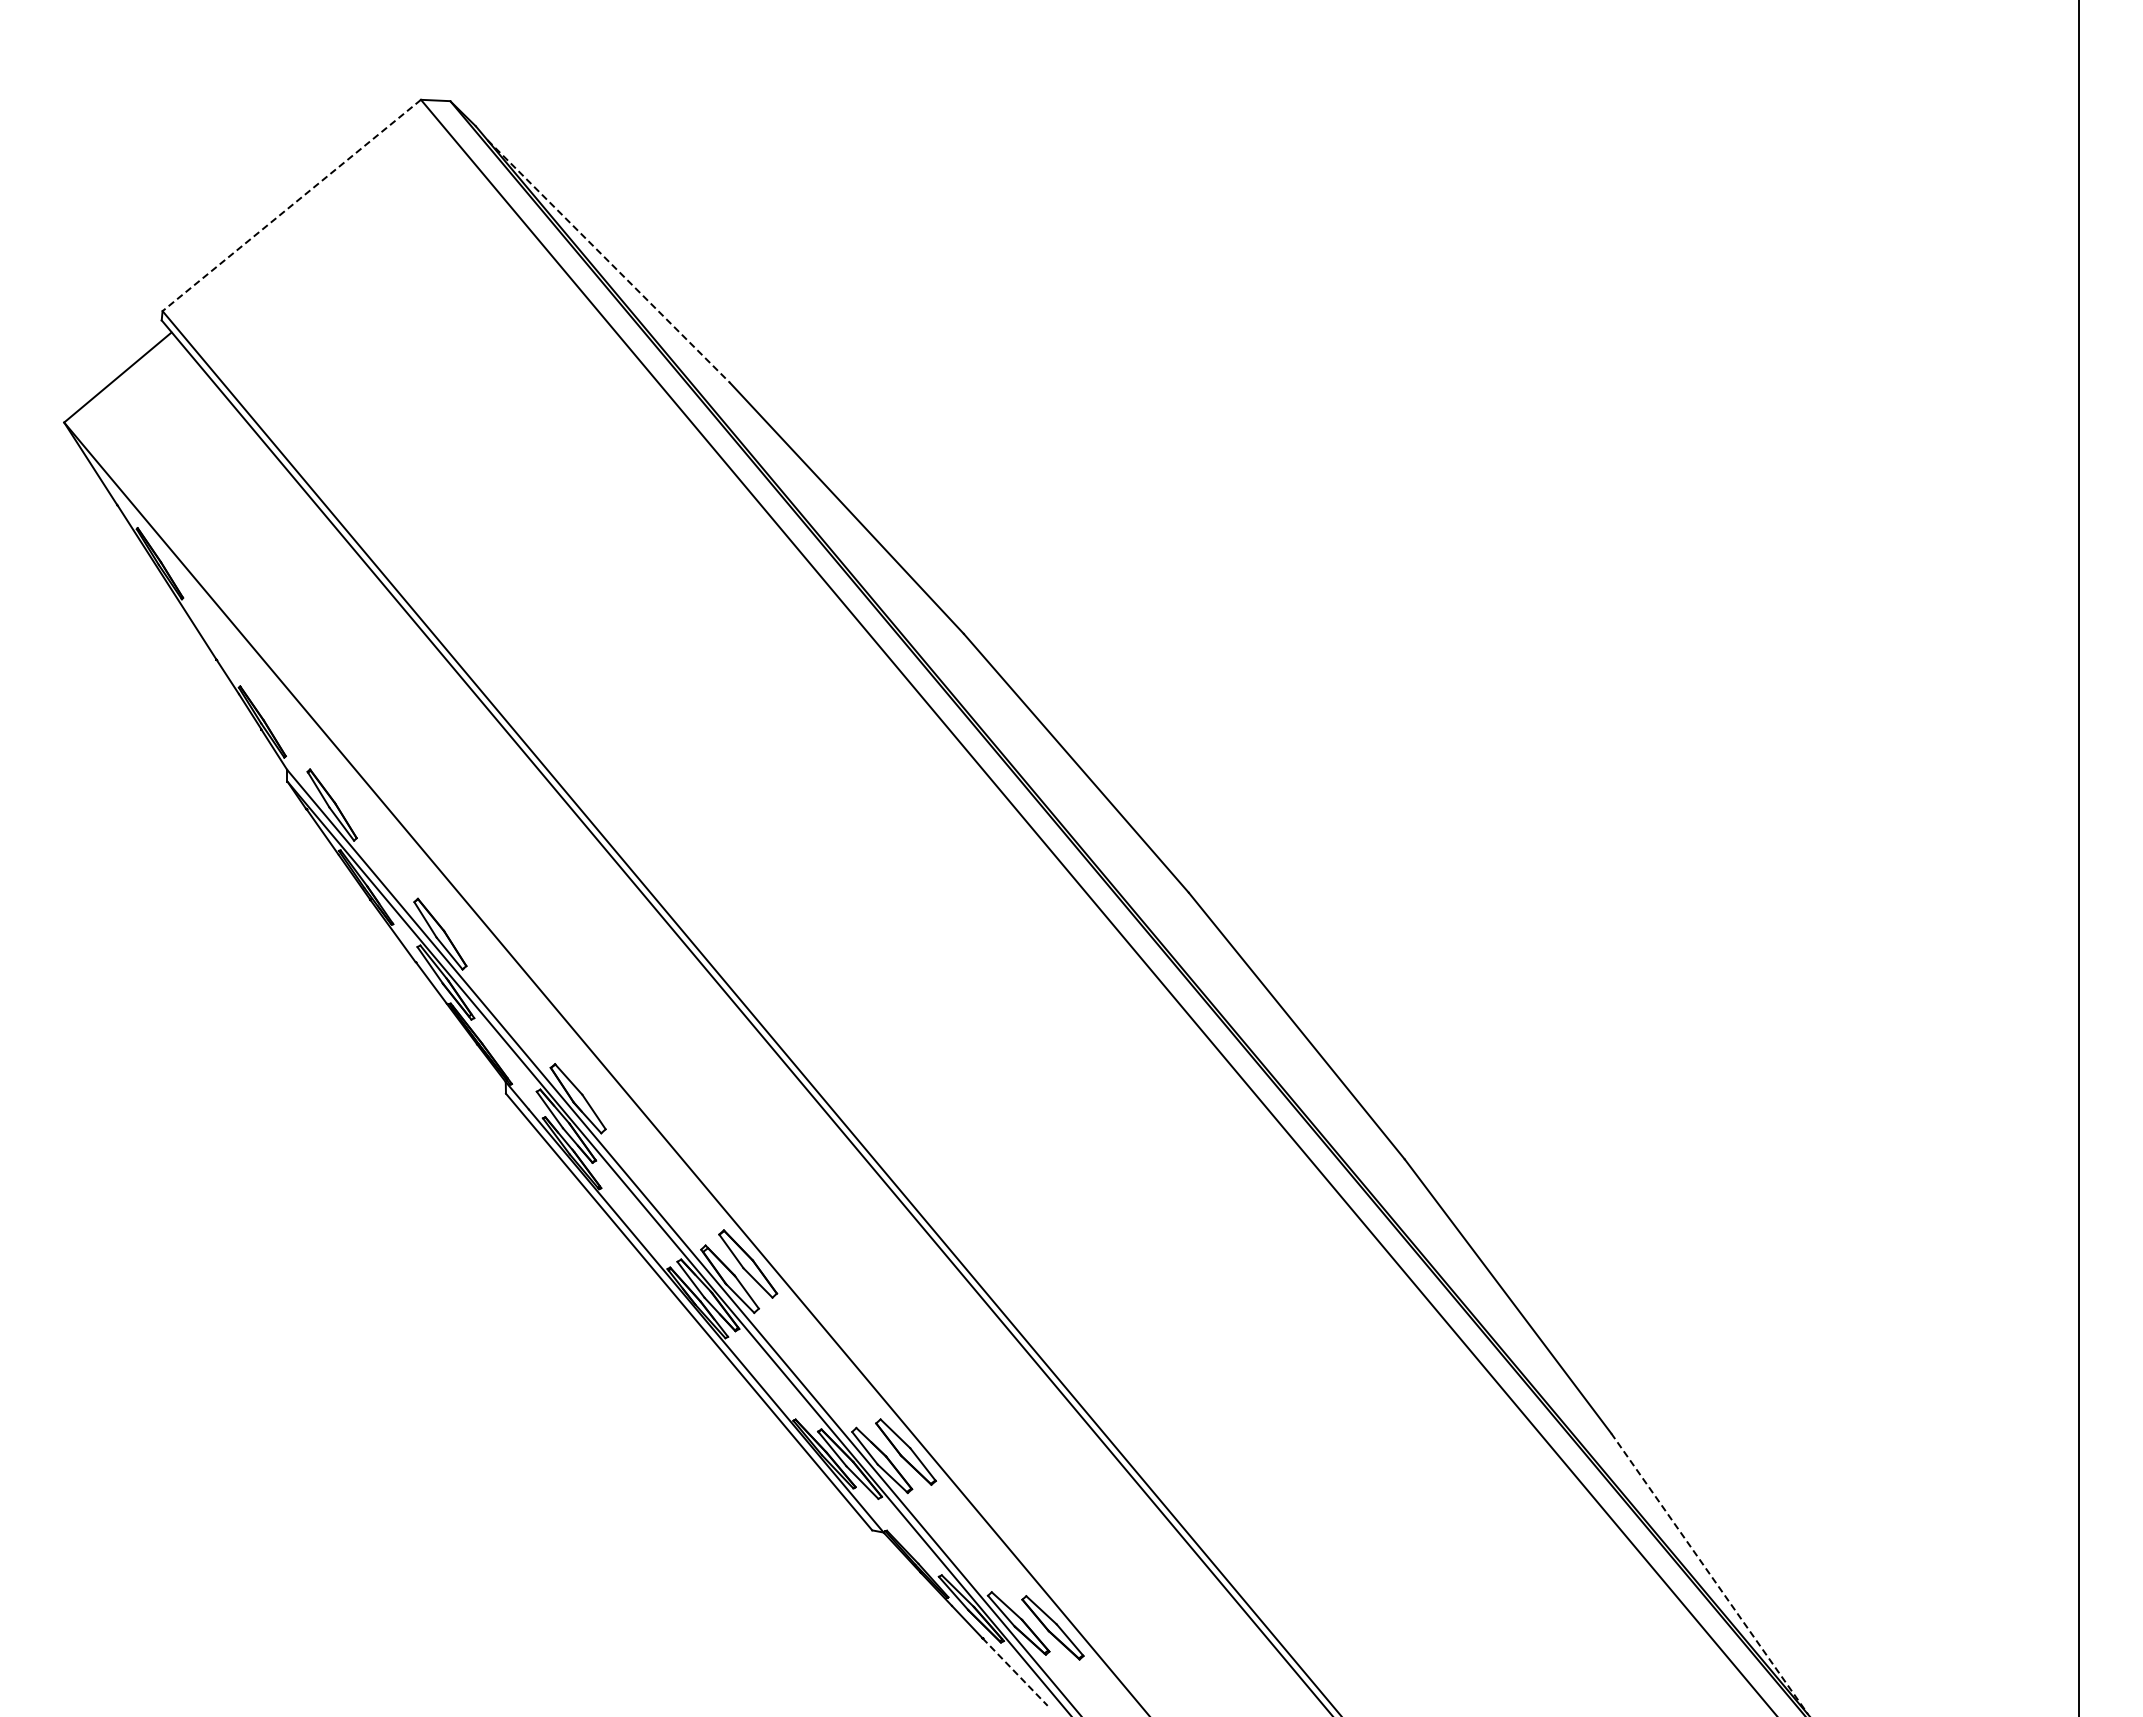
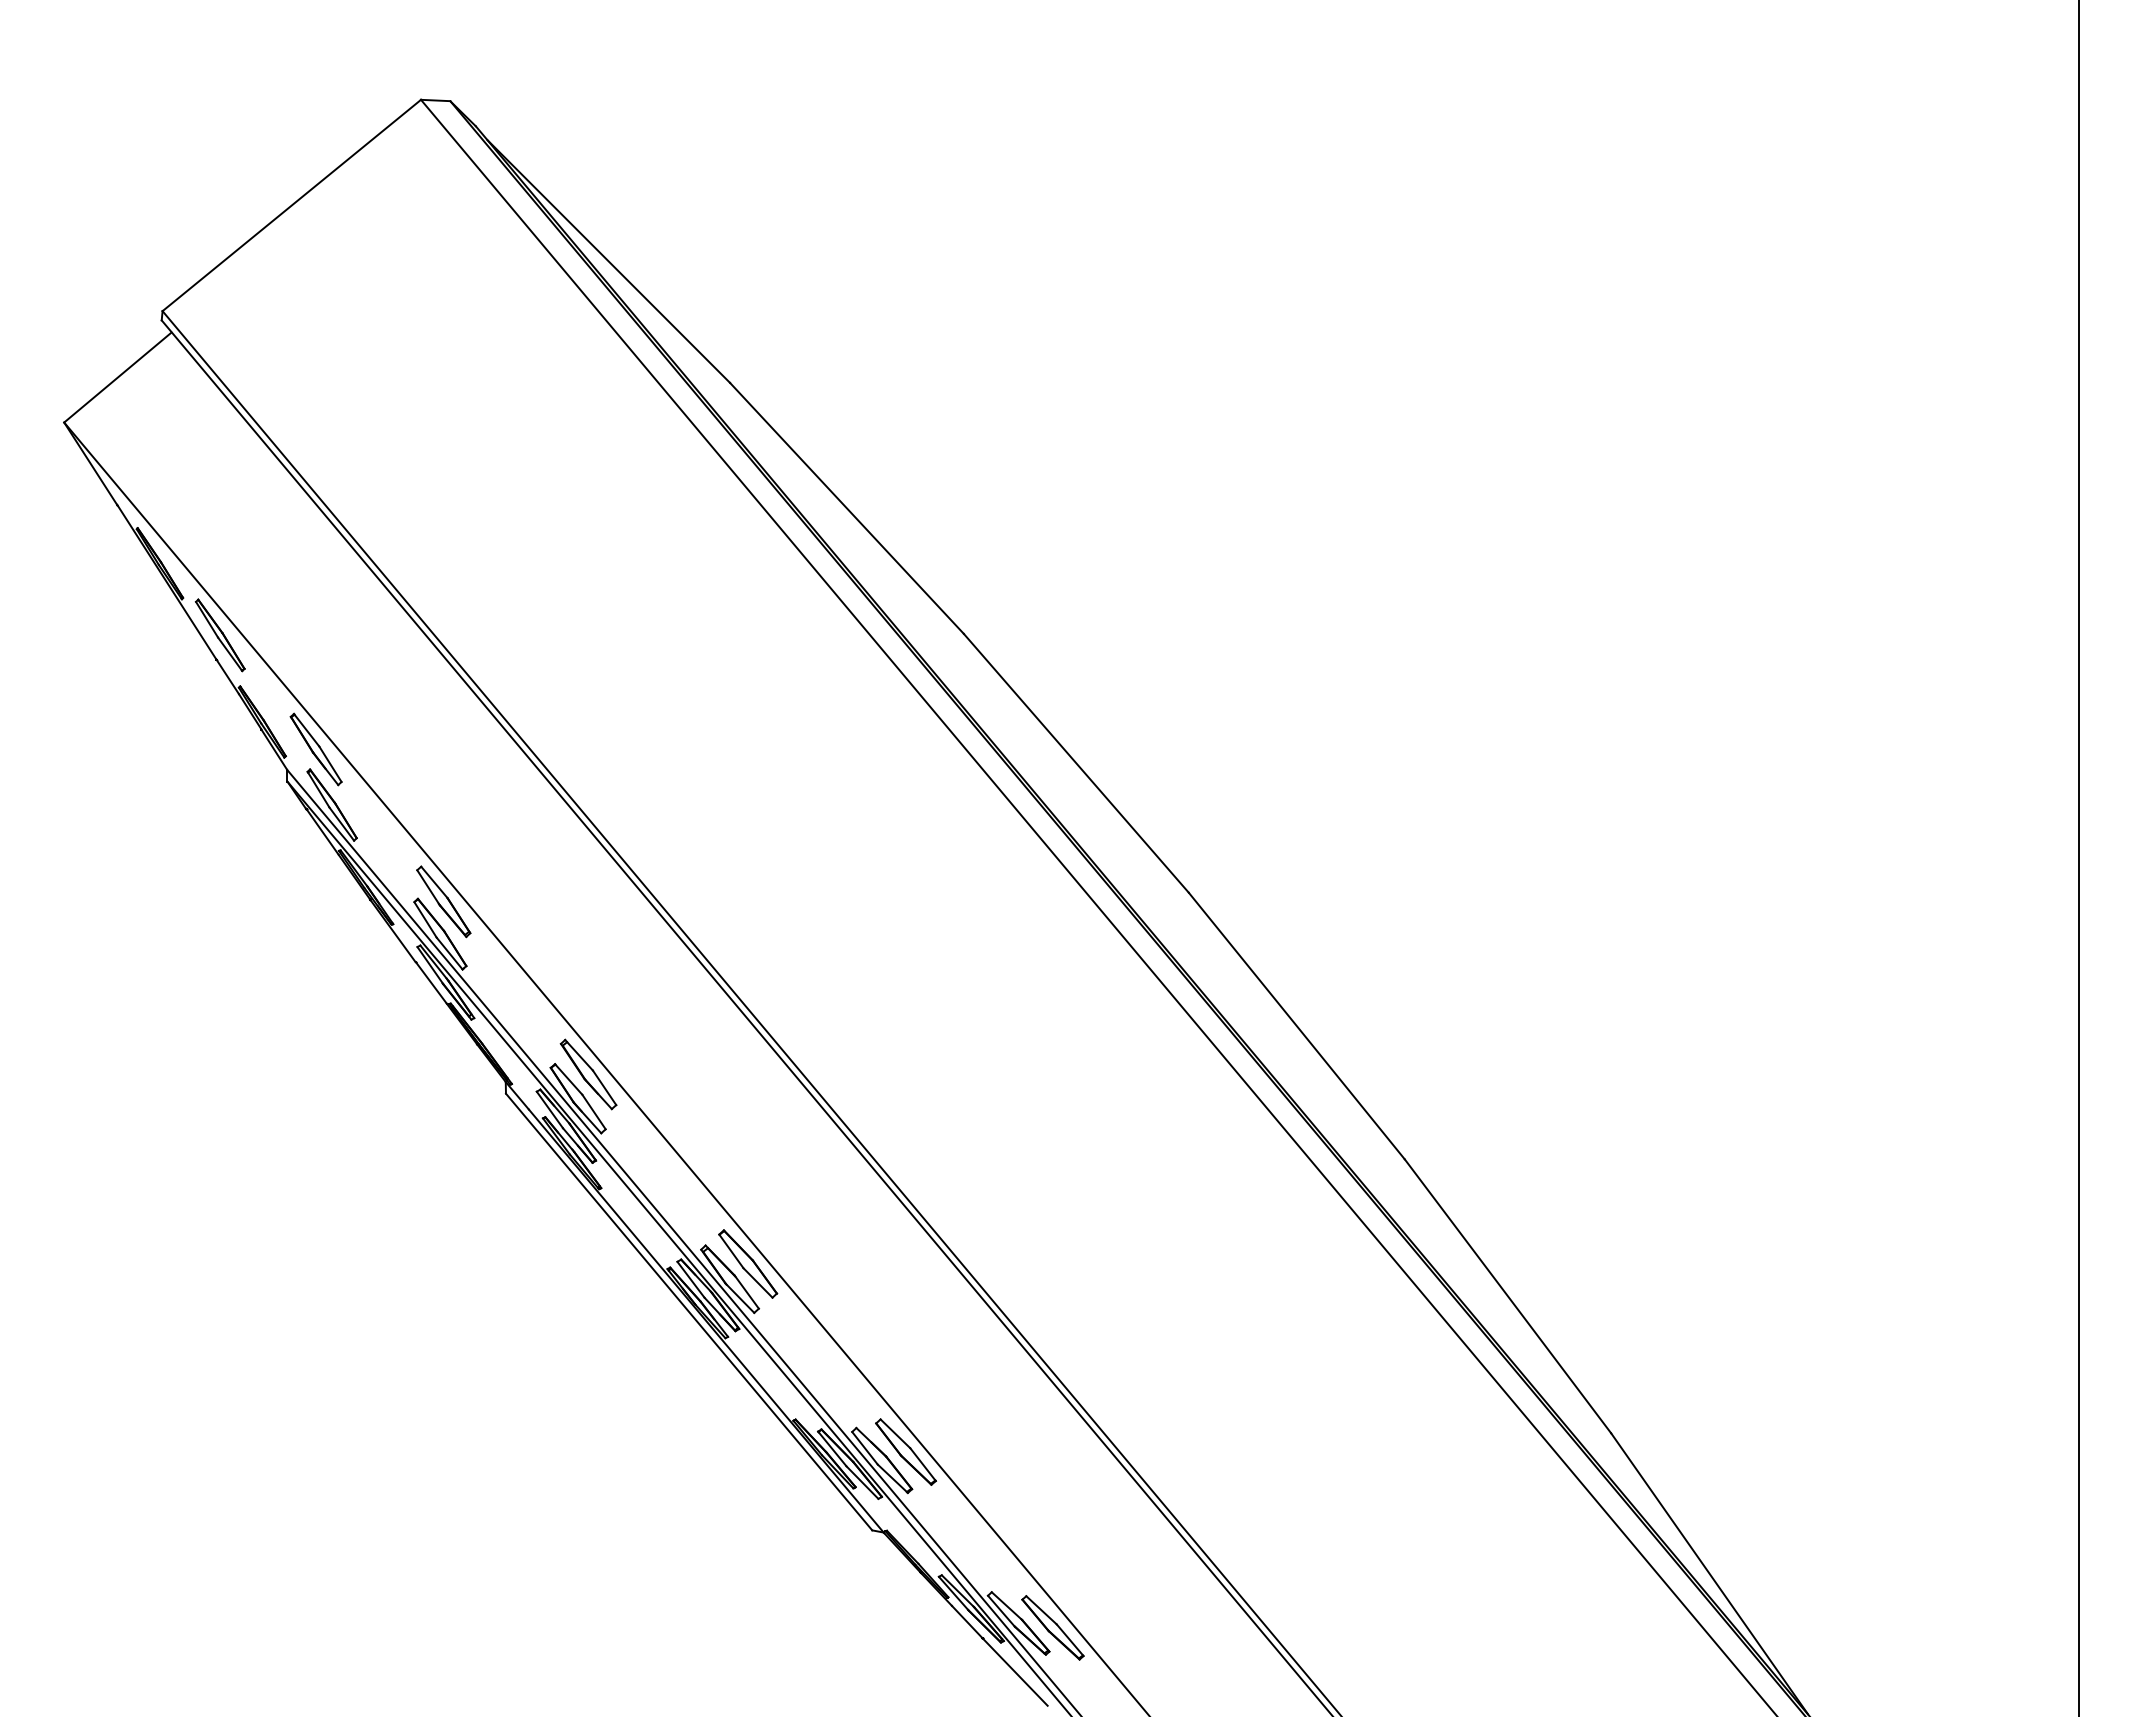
line: dashed -> solid (291, 205)
line: dashed -> solid (608, 261)
part: none -> present (219, 635)
part: none -> present (315, 749)
part: none -> present (443, 901)
part: none -> present (588, 1074)
line: dashed -> solid (1709, 1574)
line: dashed -> solid (1015, 1672)
